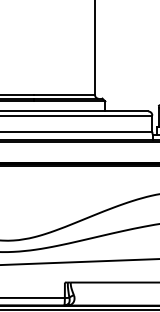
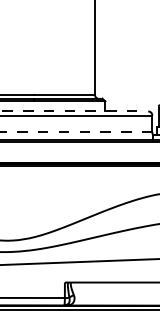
line: solid -> dashed (74, 111)
line: solid -> dashed (76, 131)
